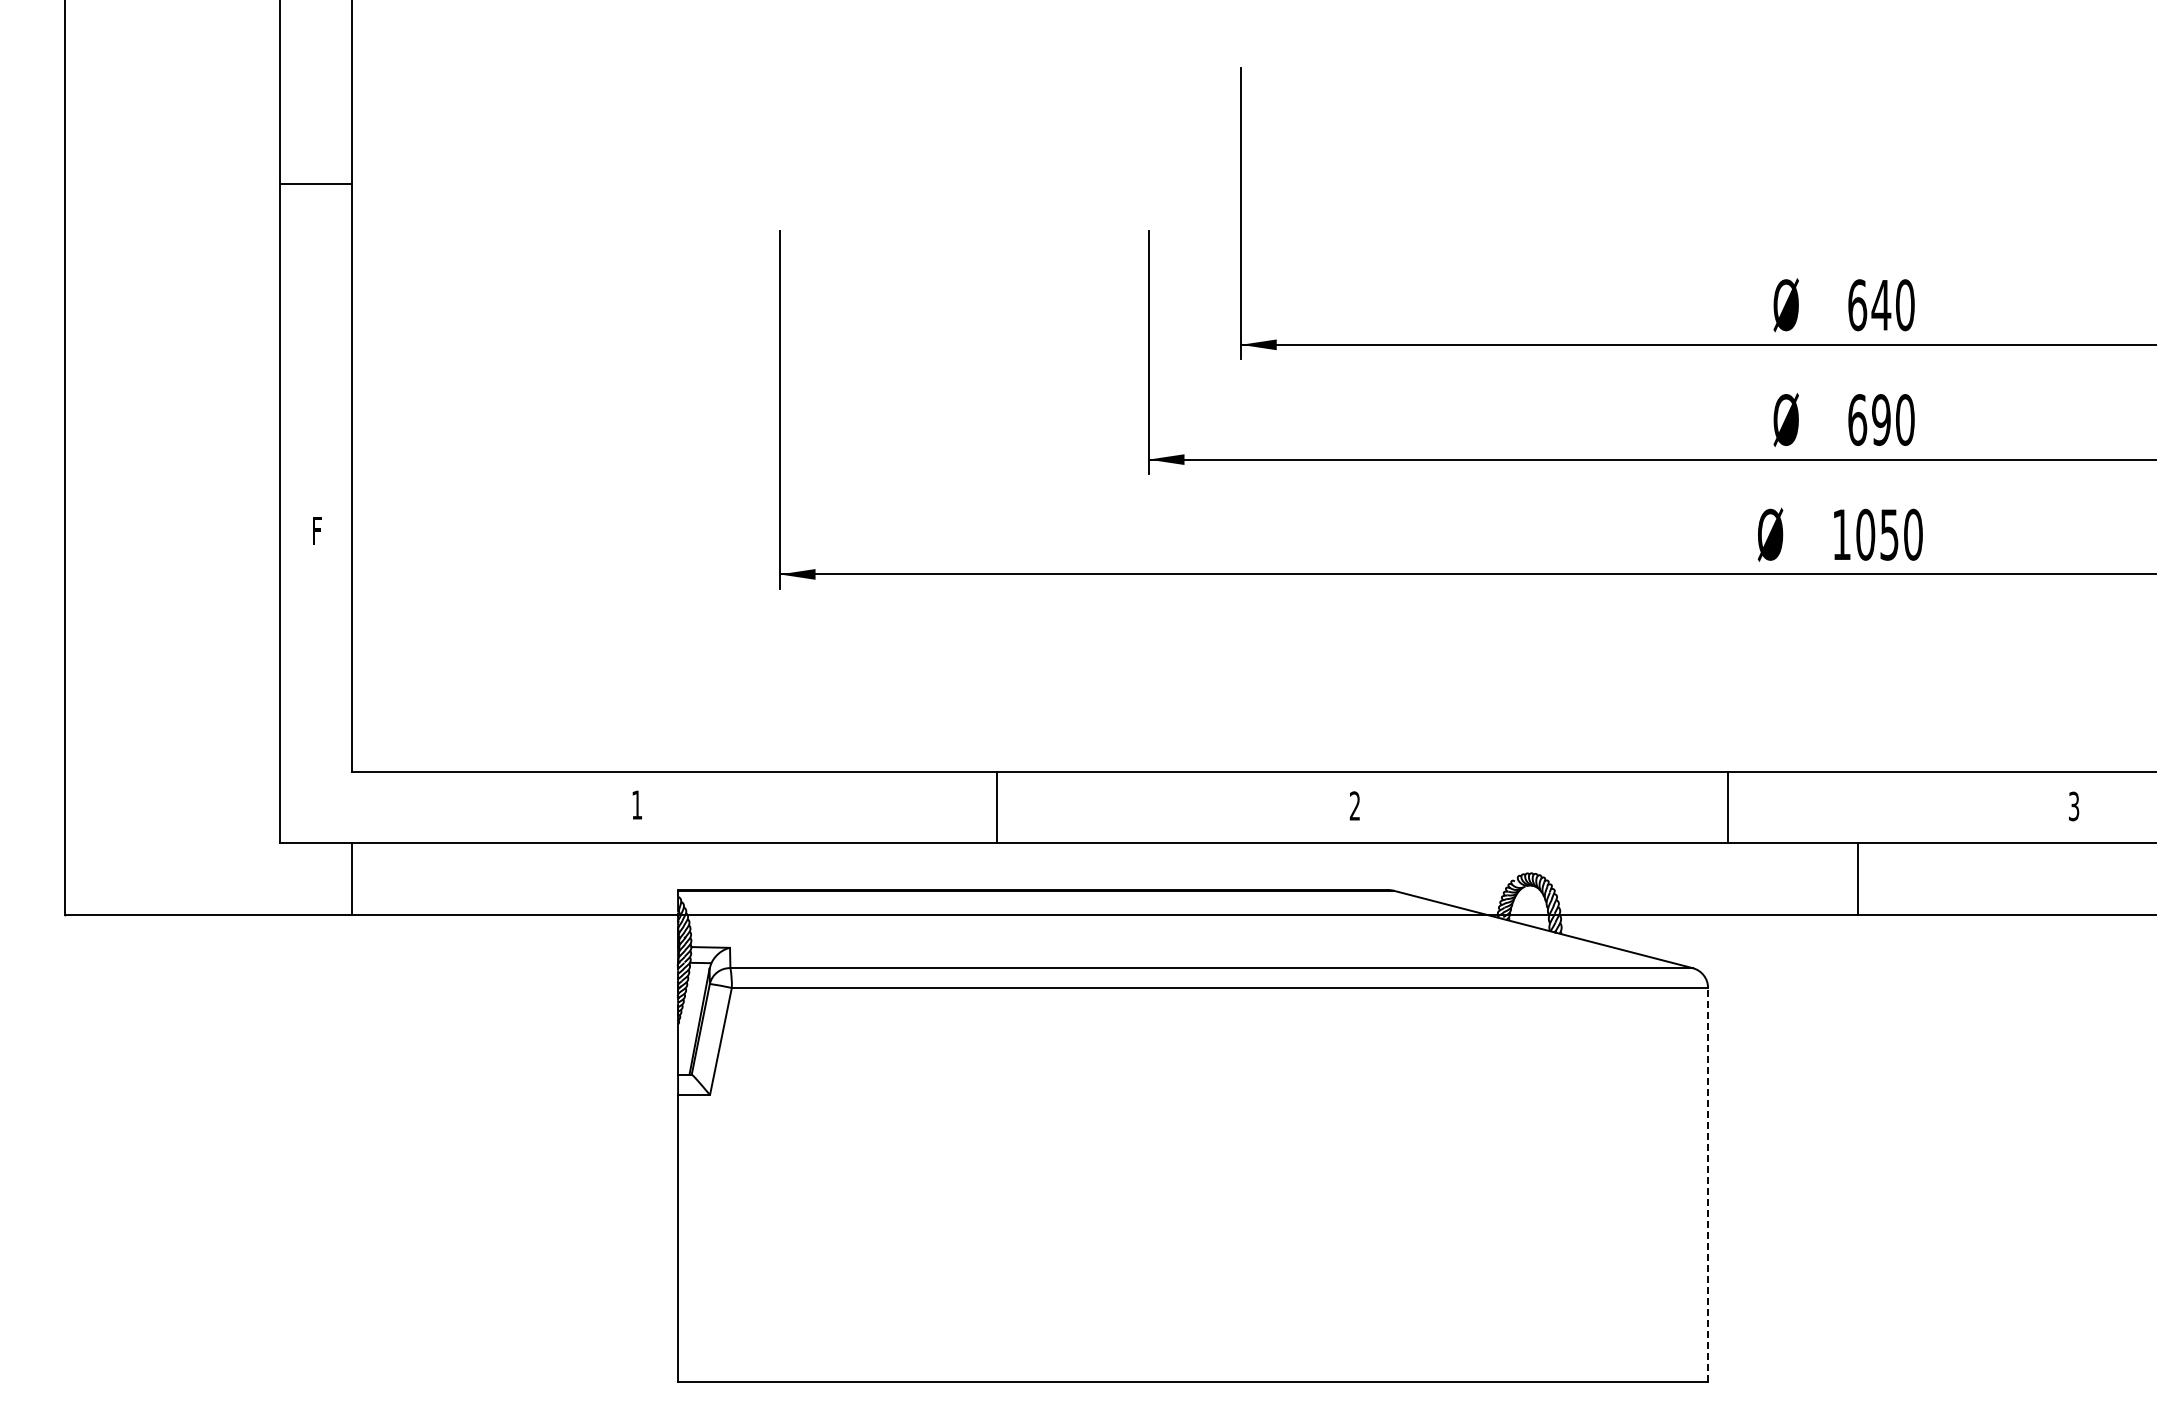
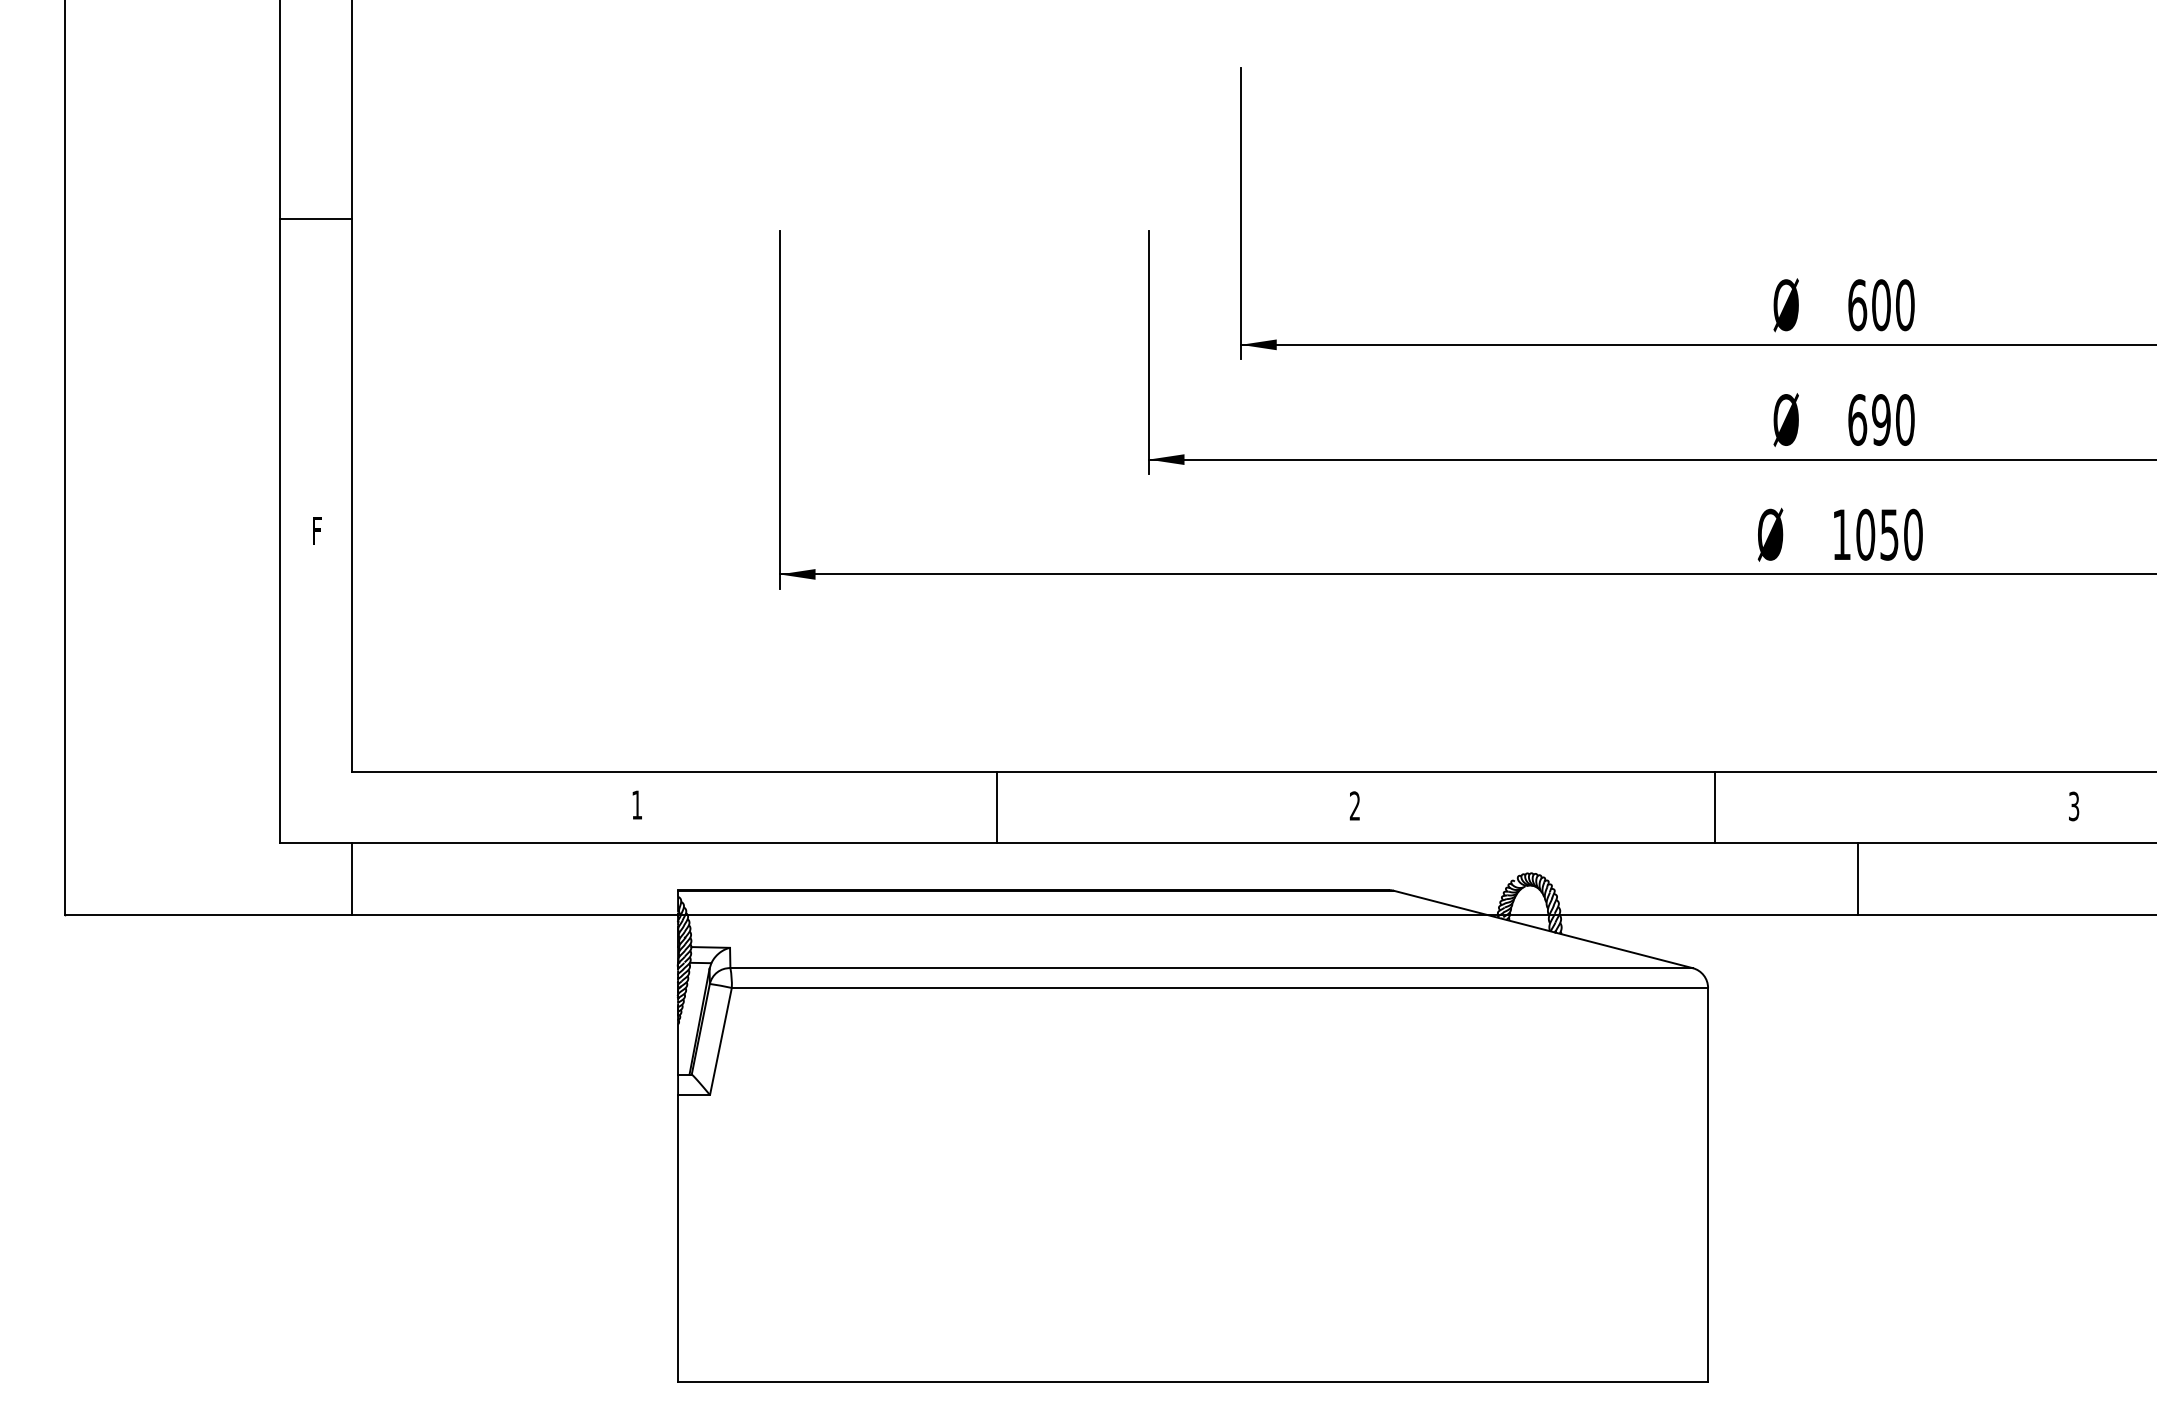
line position: (315, 184) -> (315, 219) (315, 219)
text: 640 -> 600 (1881, 305)
line position: (1727, 807) -> (1714, 807) (1714, 807)
line: dashed -> solid (1708, 1184)
